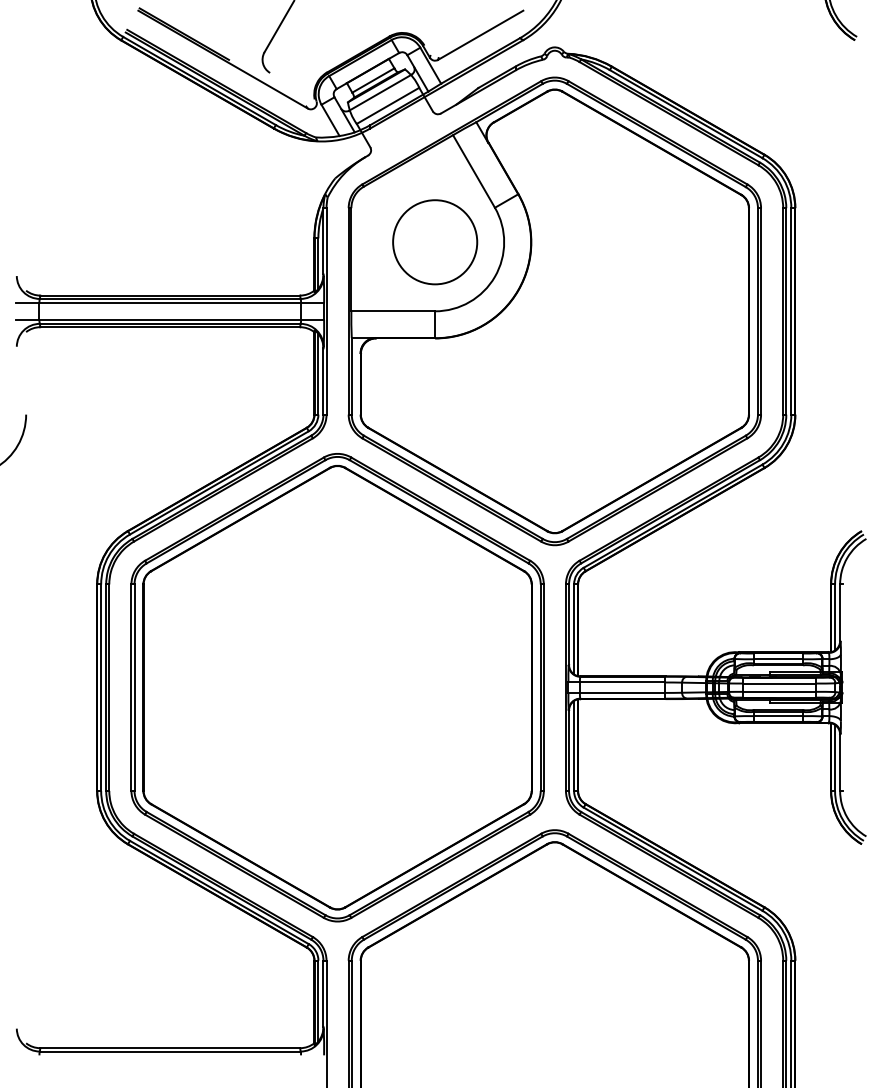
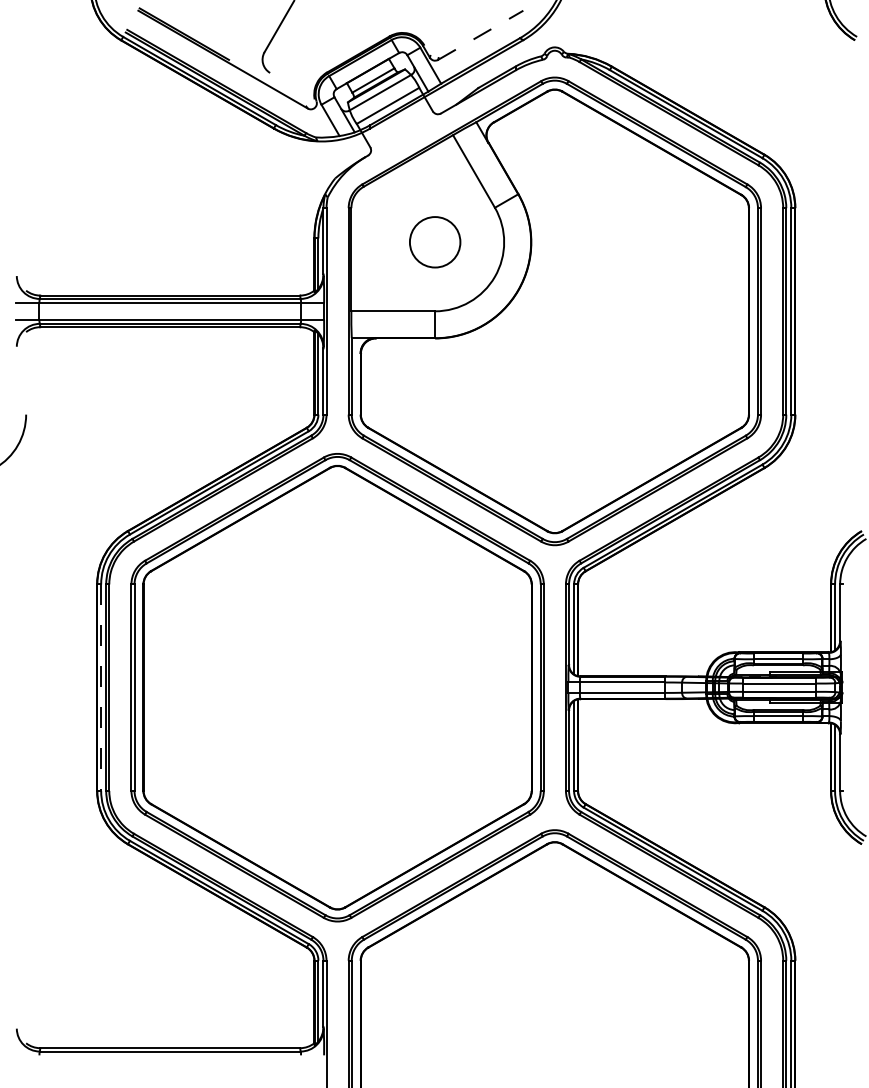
line: solid -> dashed (481, 35)
circle diameter: 84 px -> 50 px (434, 242)
line: solid -> dashed (101, 688)
